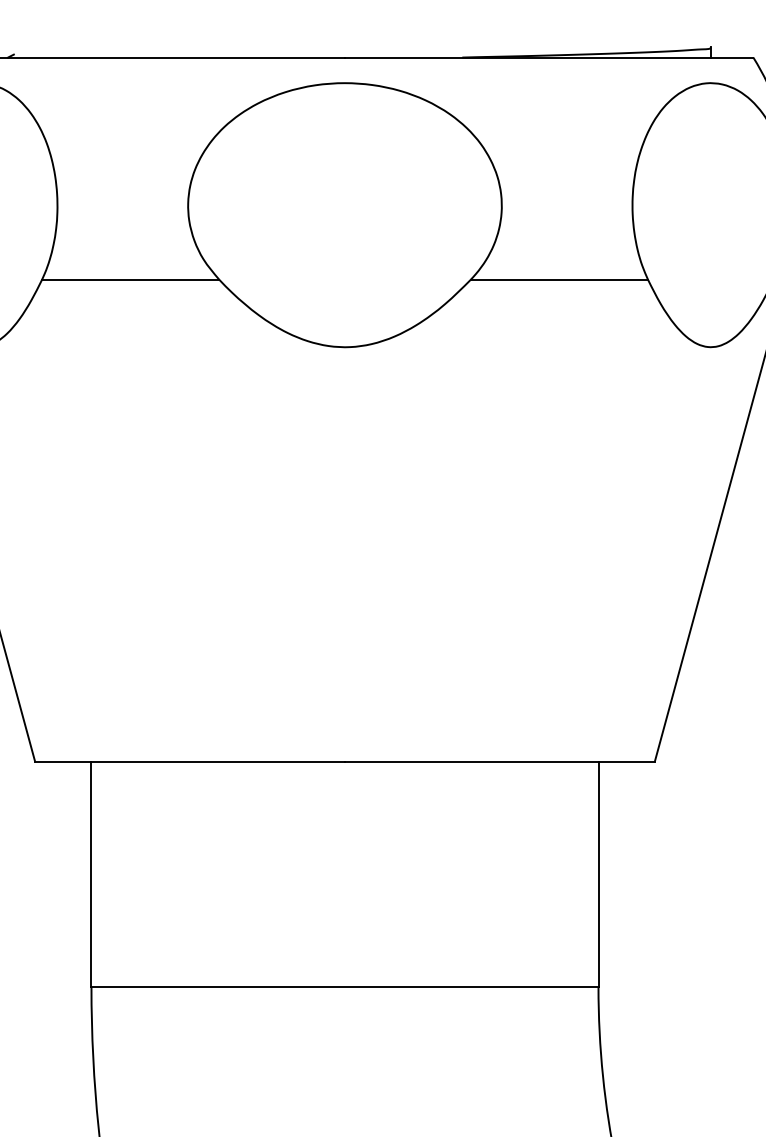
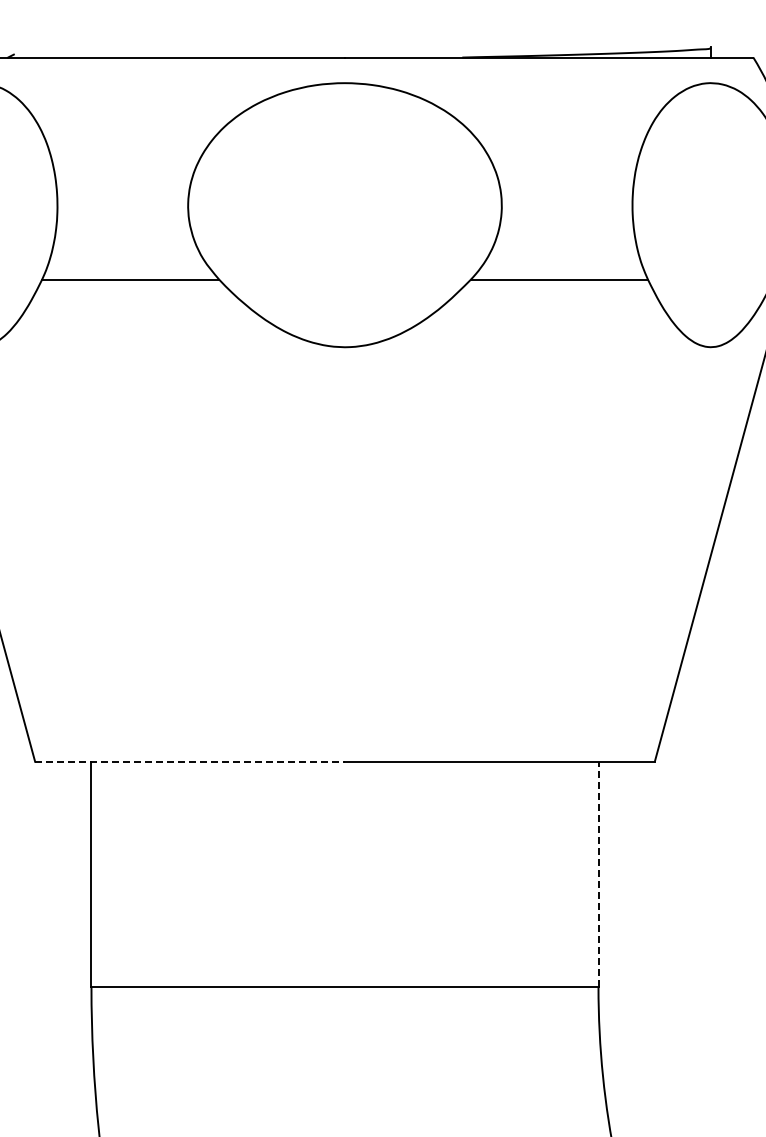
line: solid -> dashed (190, 761)
line: solid -> dashed (598, 874)
